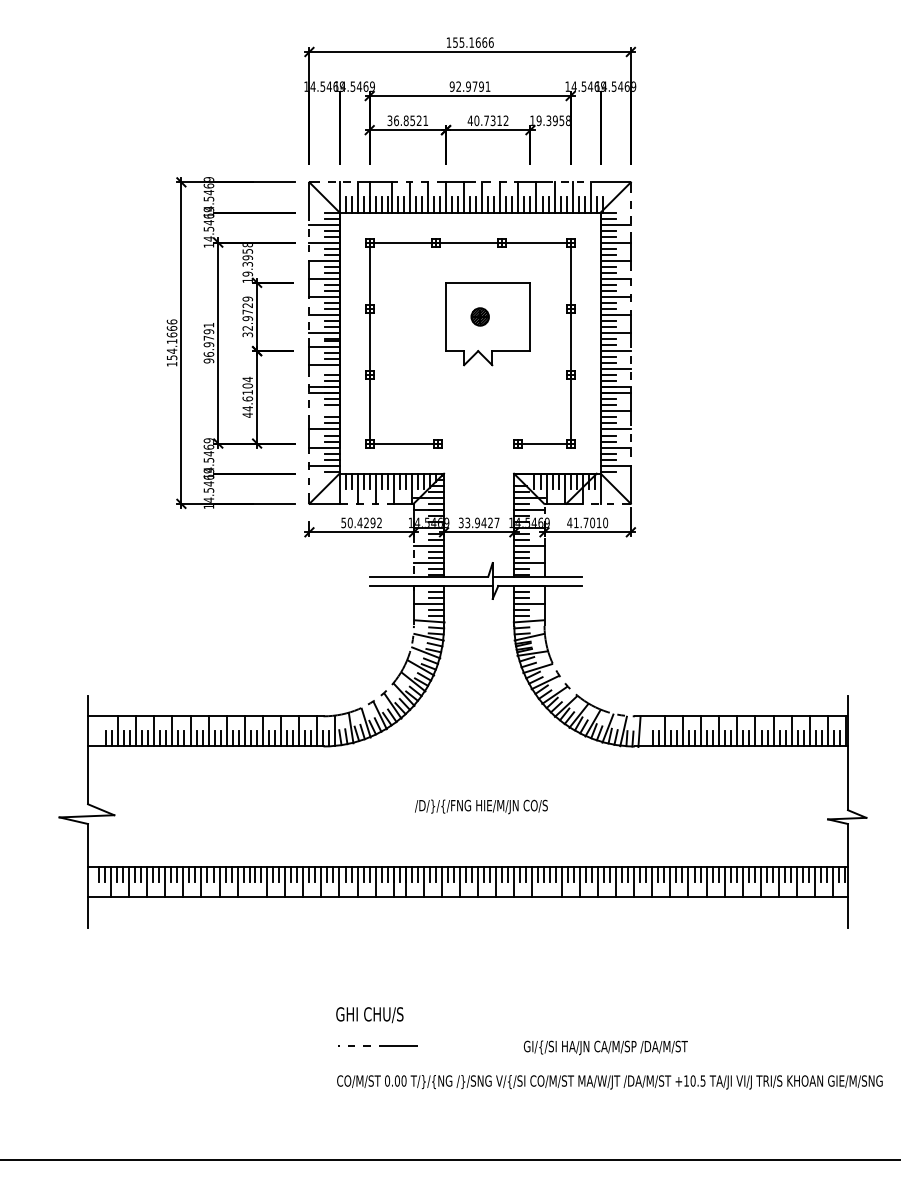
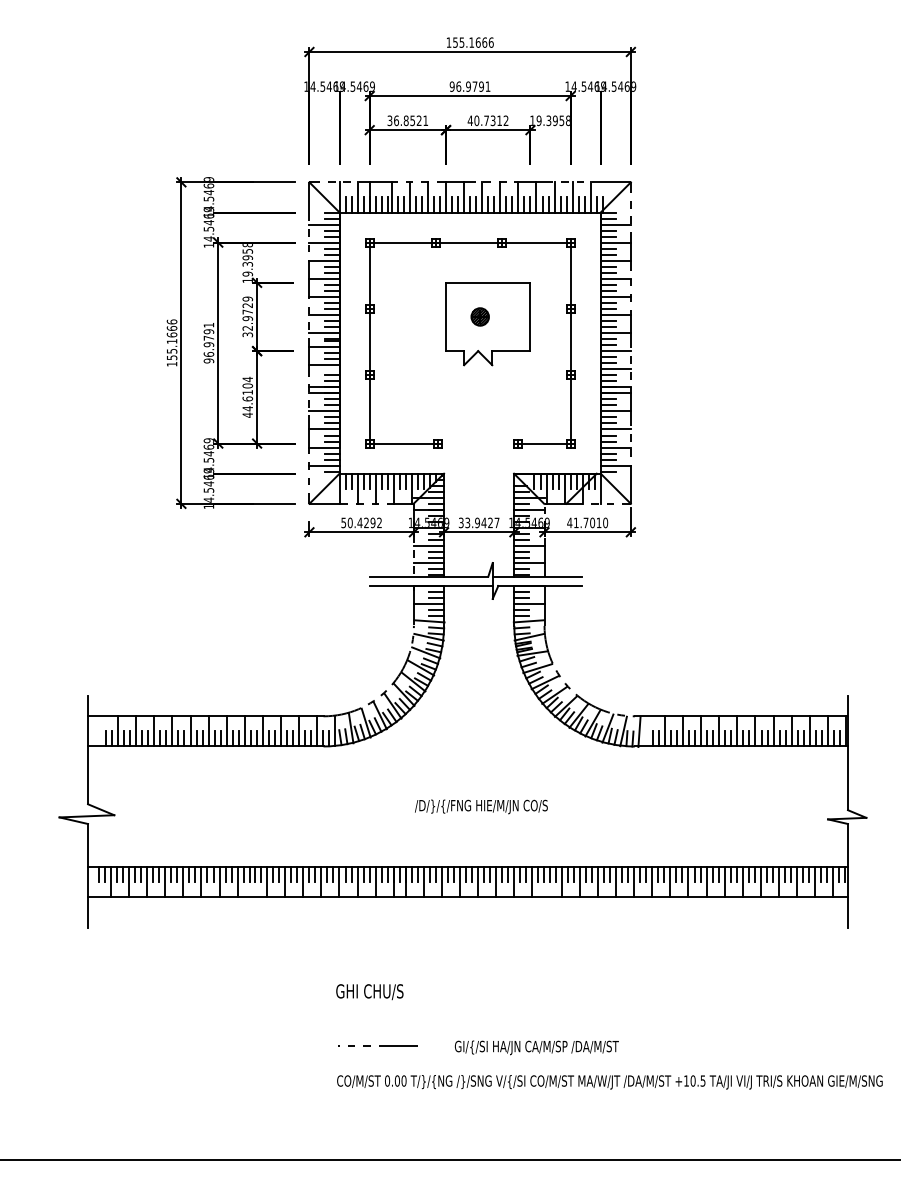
text: 92.9791 -> 96.9791 (458, 86)
text: 154.1666 -> 155.1666 (172, 350)
line: none -> present (324, 411)
text position: (369, 1015) -> (369, 992) (369, 992)
text position: (605, 1047) -> (536, 1047) (536, 1047)
